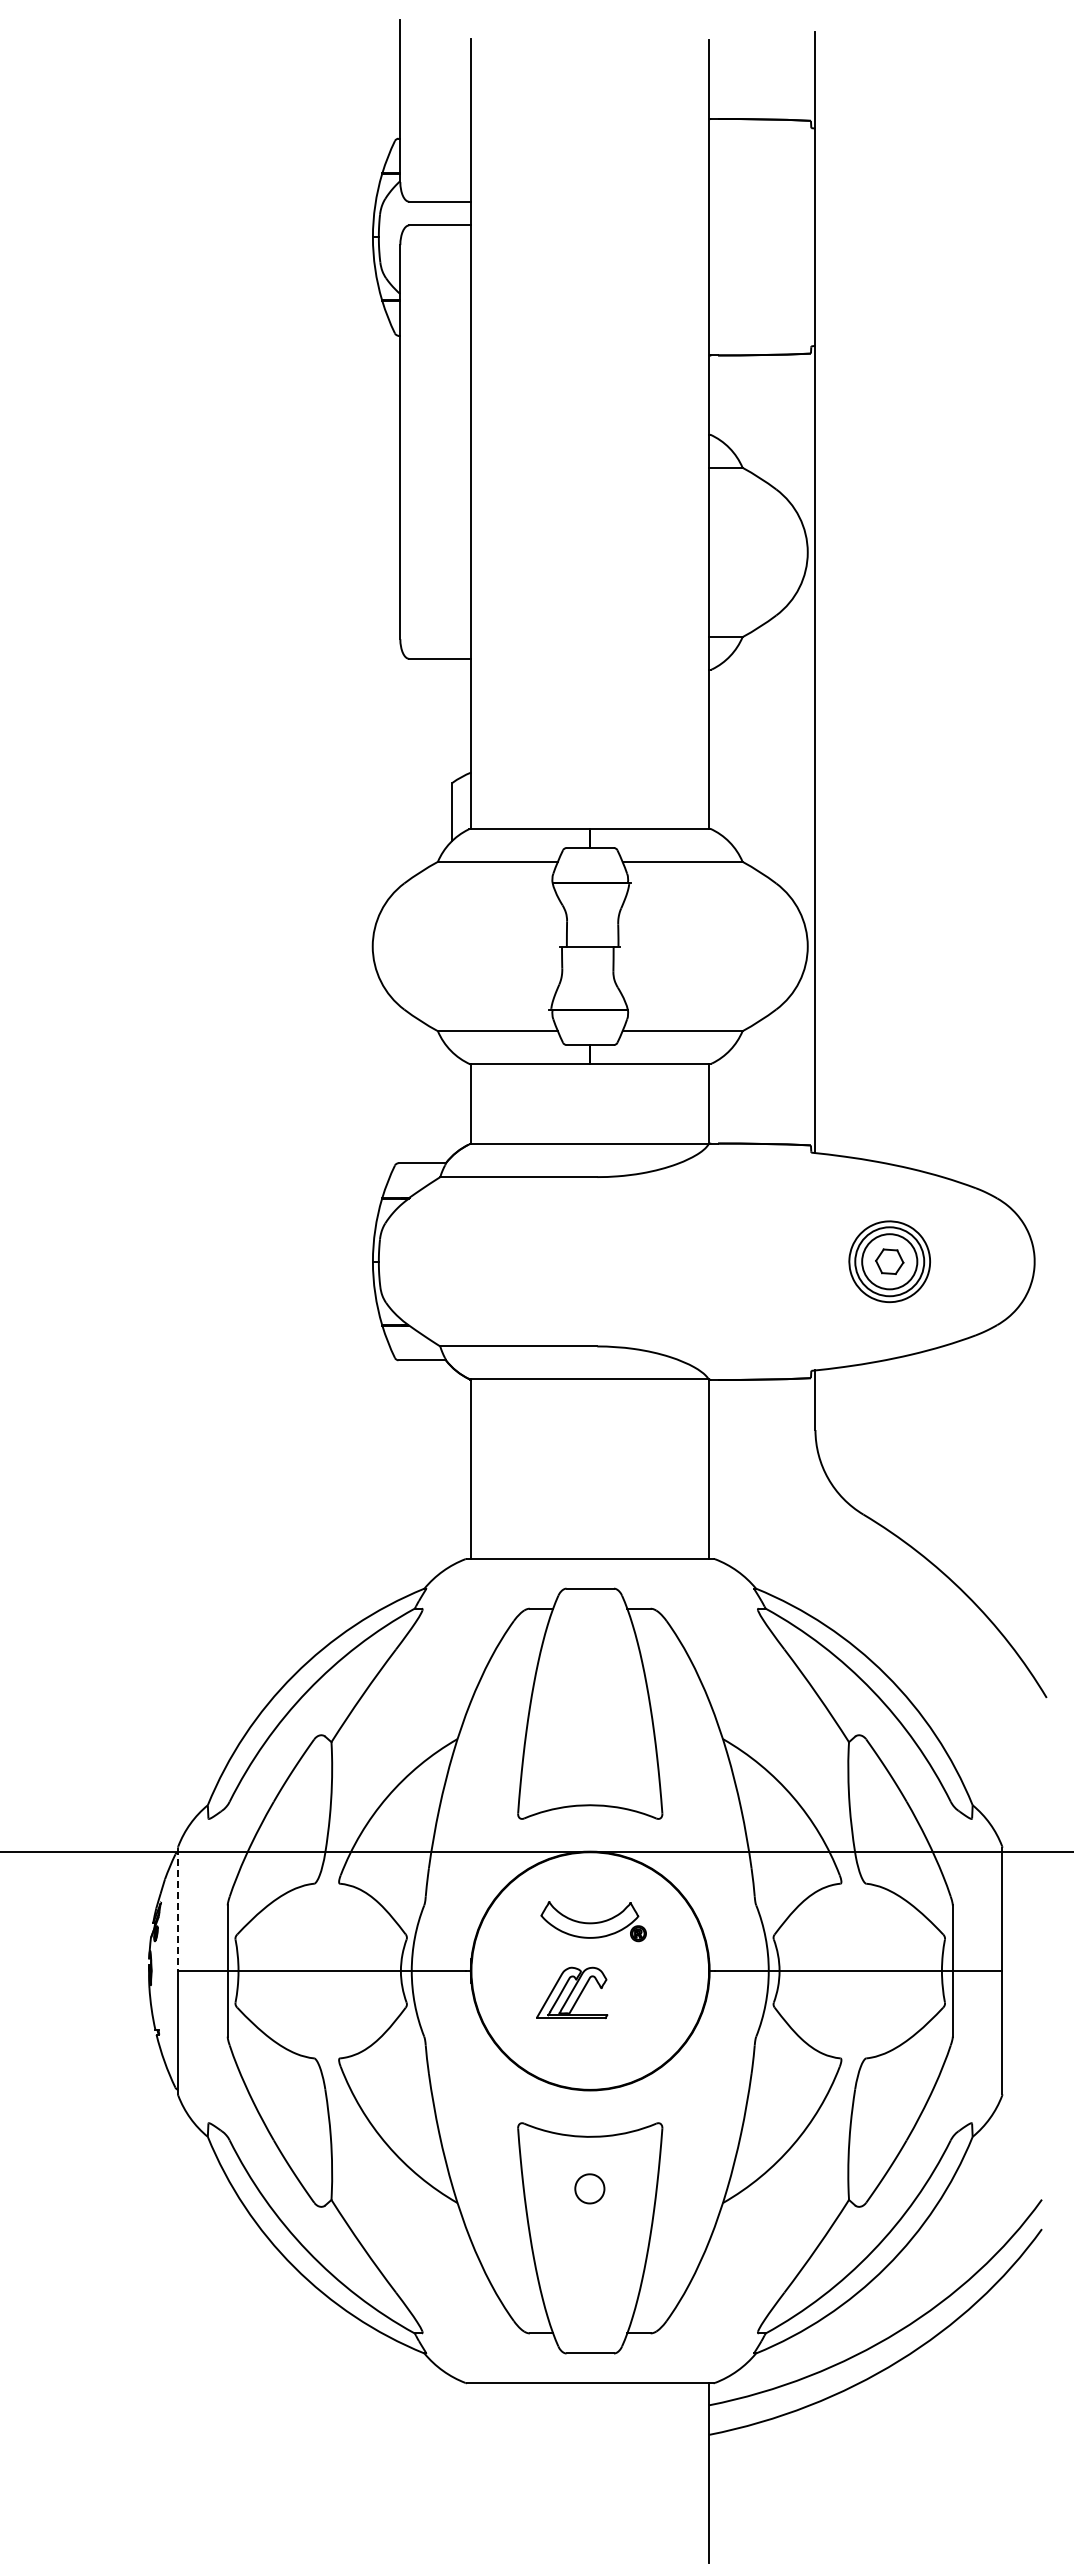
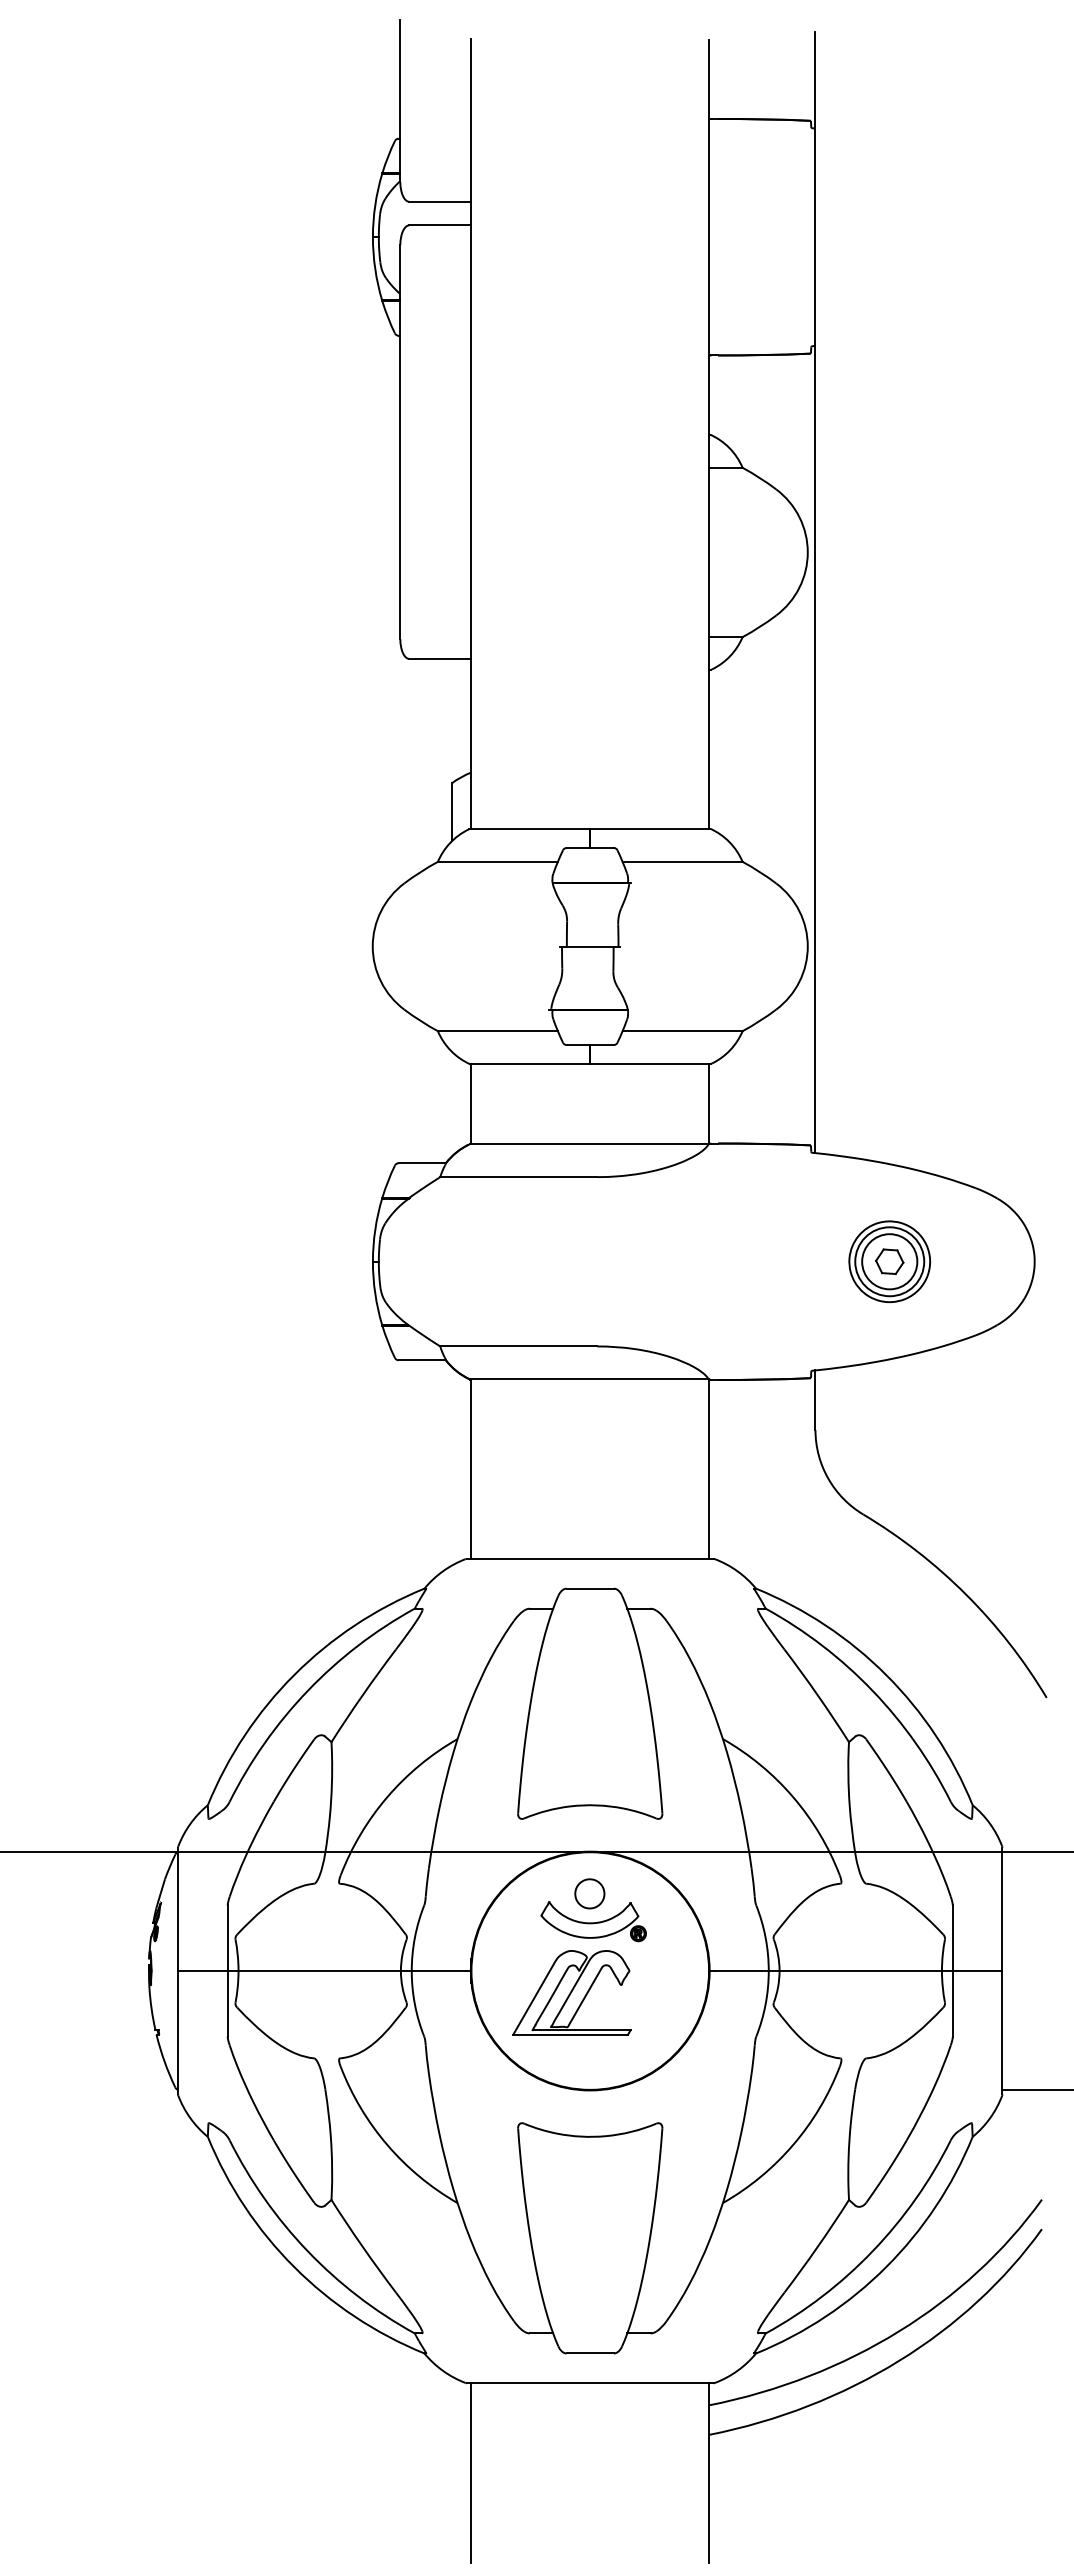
line: dashed -> solid (178, 1909)
part size: 73x54 px -> 120x86 px (571, 1992)
line: none -> present (1036, 2089)
part position: (589, 2188) -> (589, 1893) (589, 1893)
line: none -> present (471, 2473)
